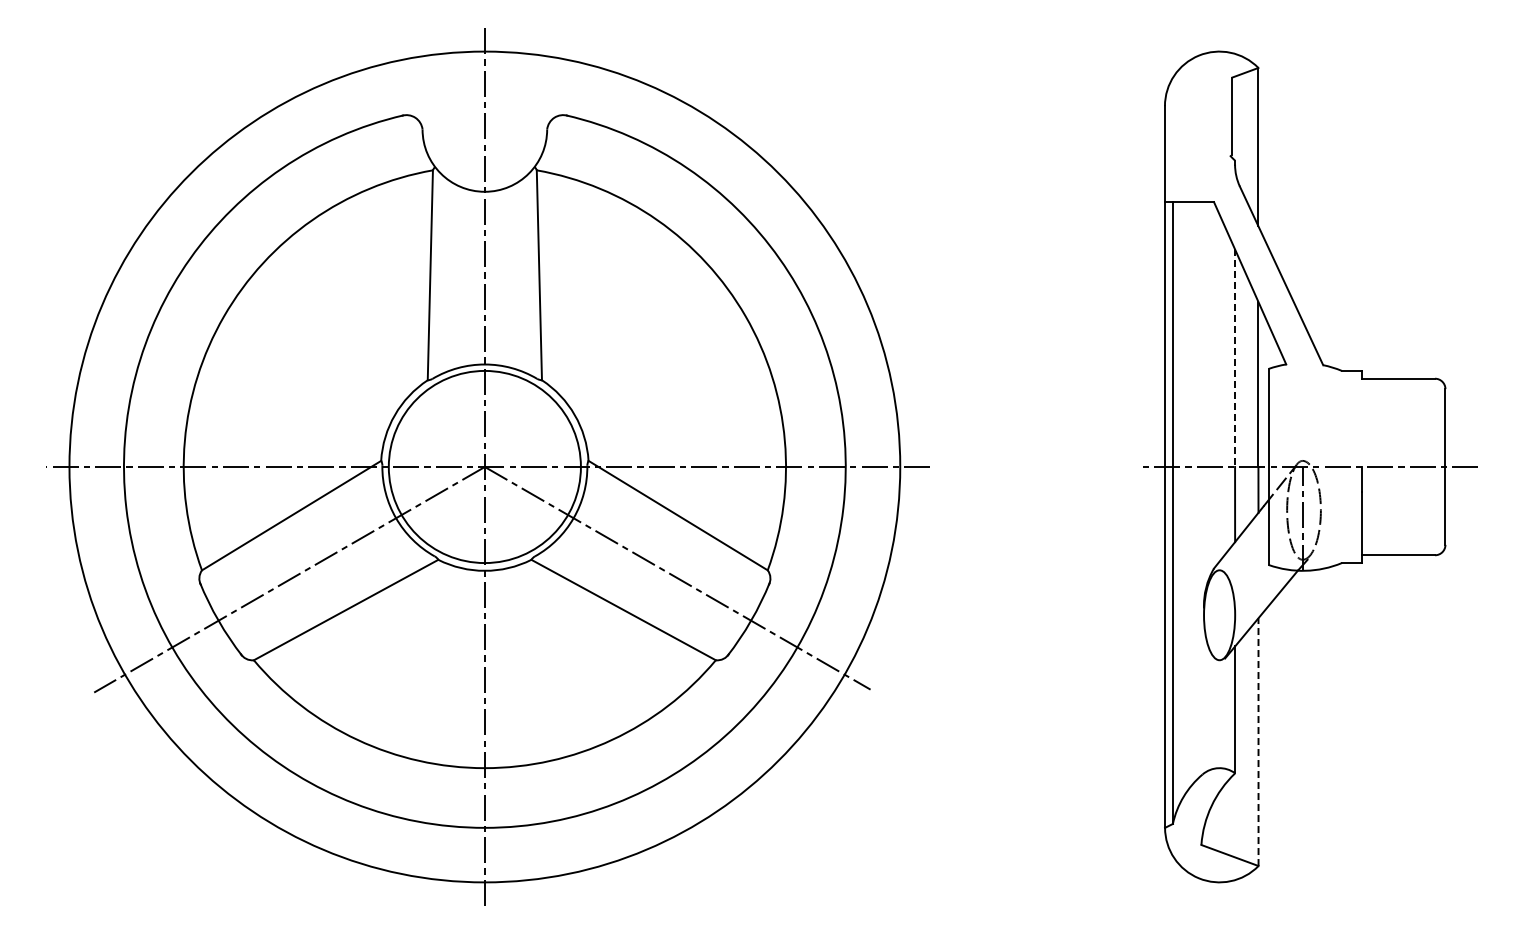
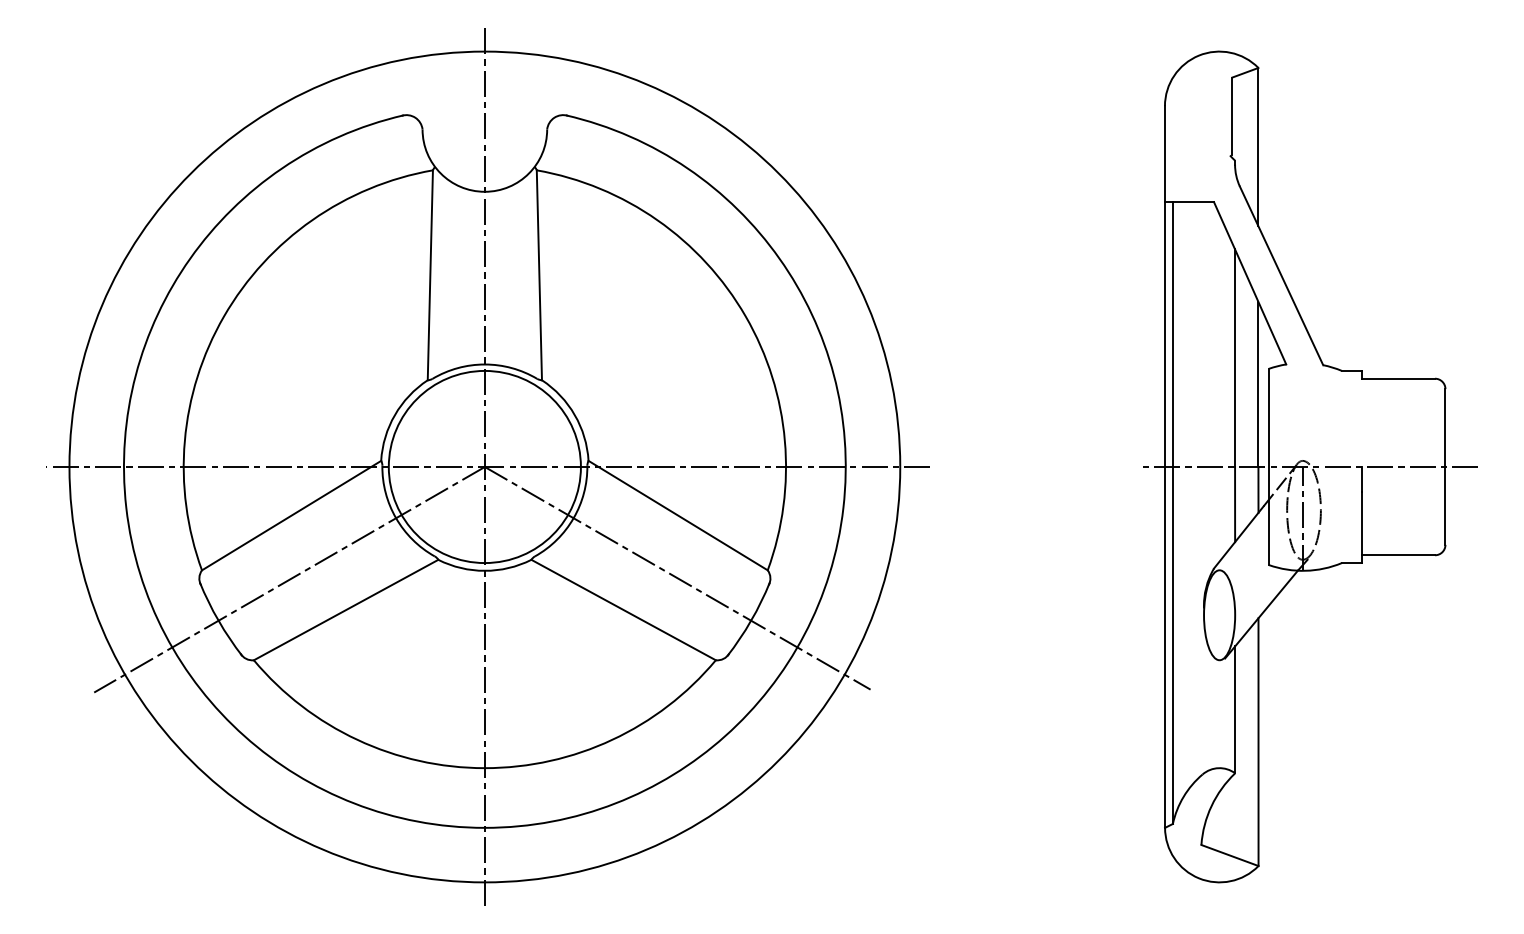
line: dashed -> solid (1235, 358)
line: dashed -> solid (1258, 742)
